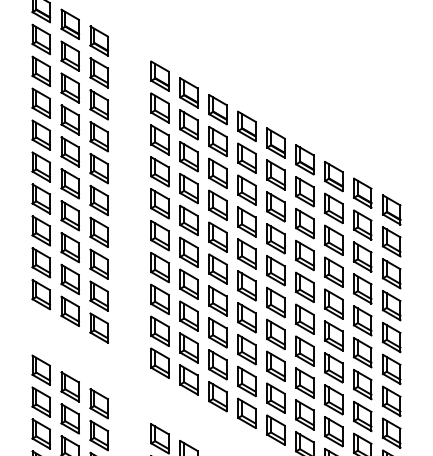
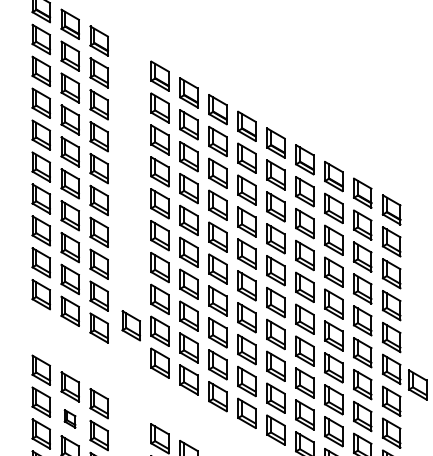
part: none -> present (130, 325)
part: none -> present (417, 384)
part size: 20x32 px -> 14x20 px (69, 418)
